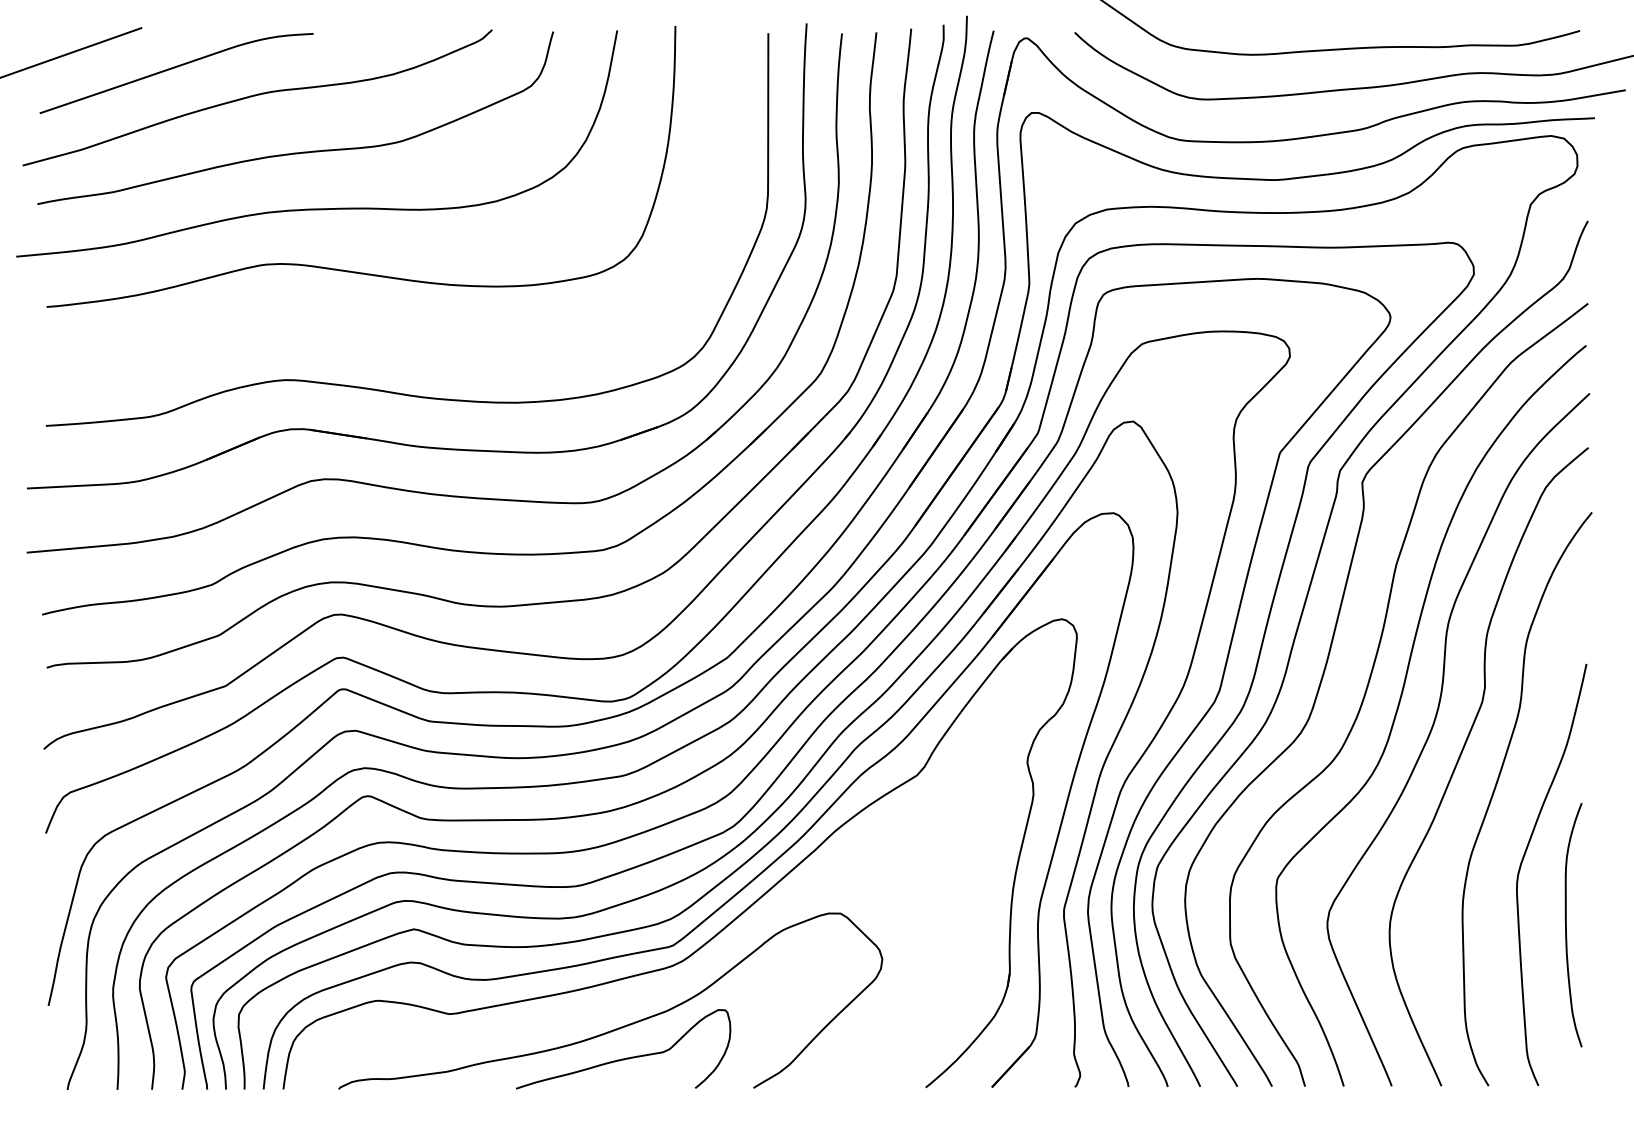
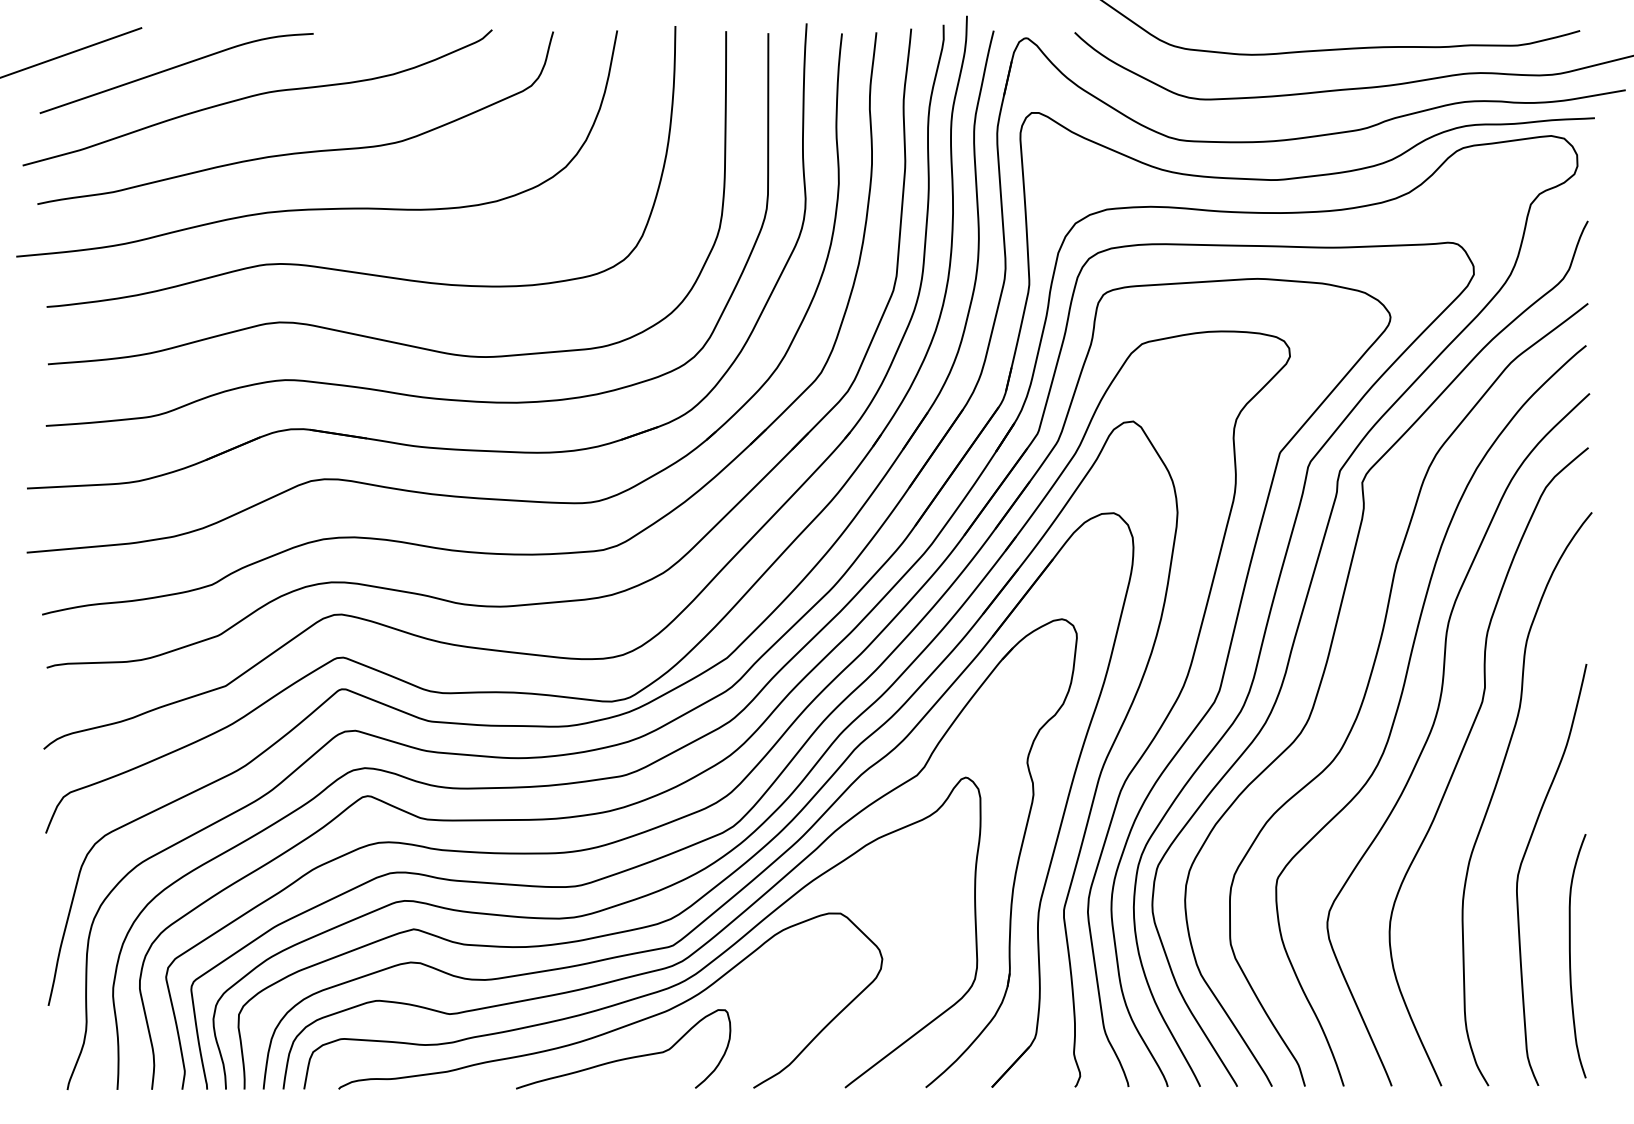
curve: none -> present (361, 334)
curve position: (1566, 925) -> (1570, 956) (1570, 956)
curve: none -> present (661, 989)
